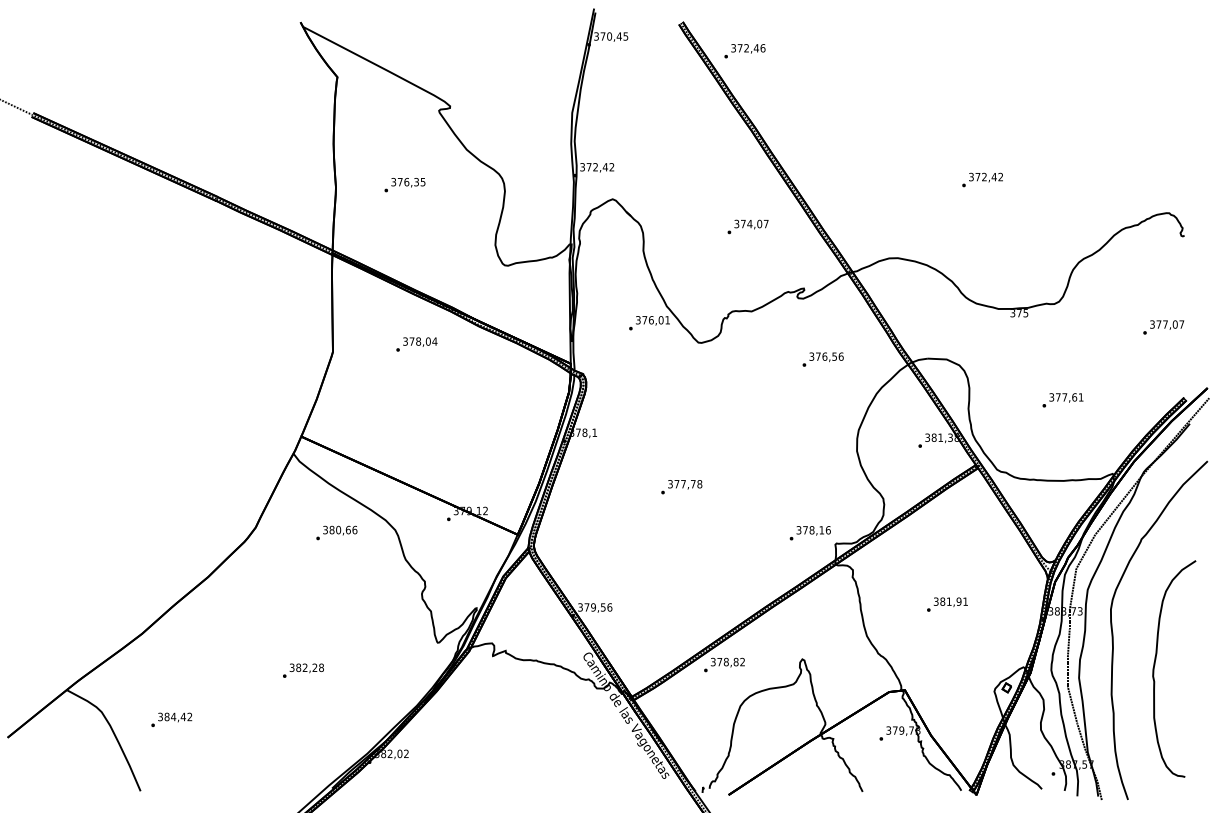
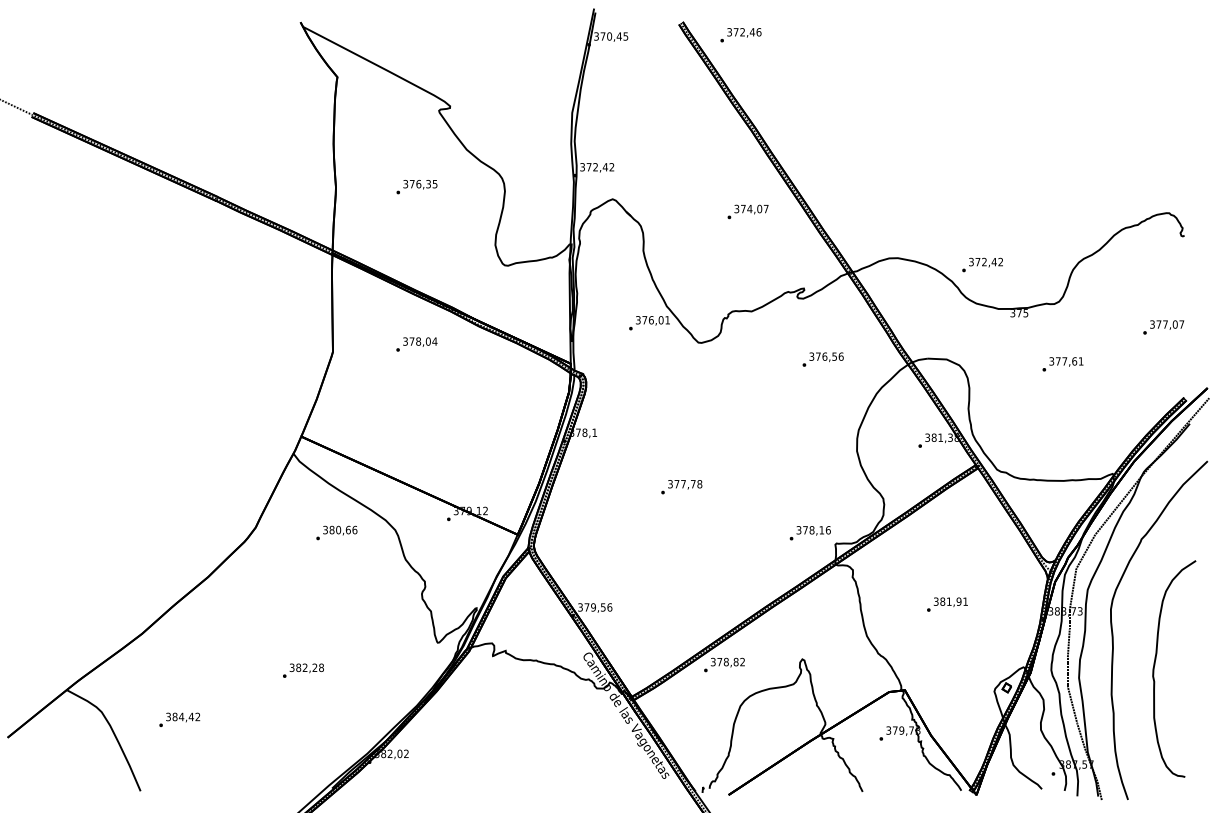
text position: (744, 51) -> (740, 35) (740, 35)
text position: (982, 179) -> (982, 264) (982, 264)
text position: (404, 185) -> (416, 187) (416, 187)
text position: (747, 226) -> (747, 211) (747, 211)
text position: (1062, 400) -> (1062, 364) (1062, 364)
text position: (171, 719) -> (179, 719) (179, 719)
